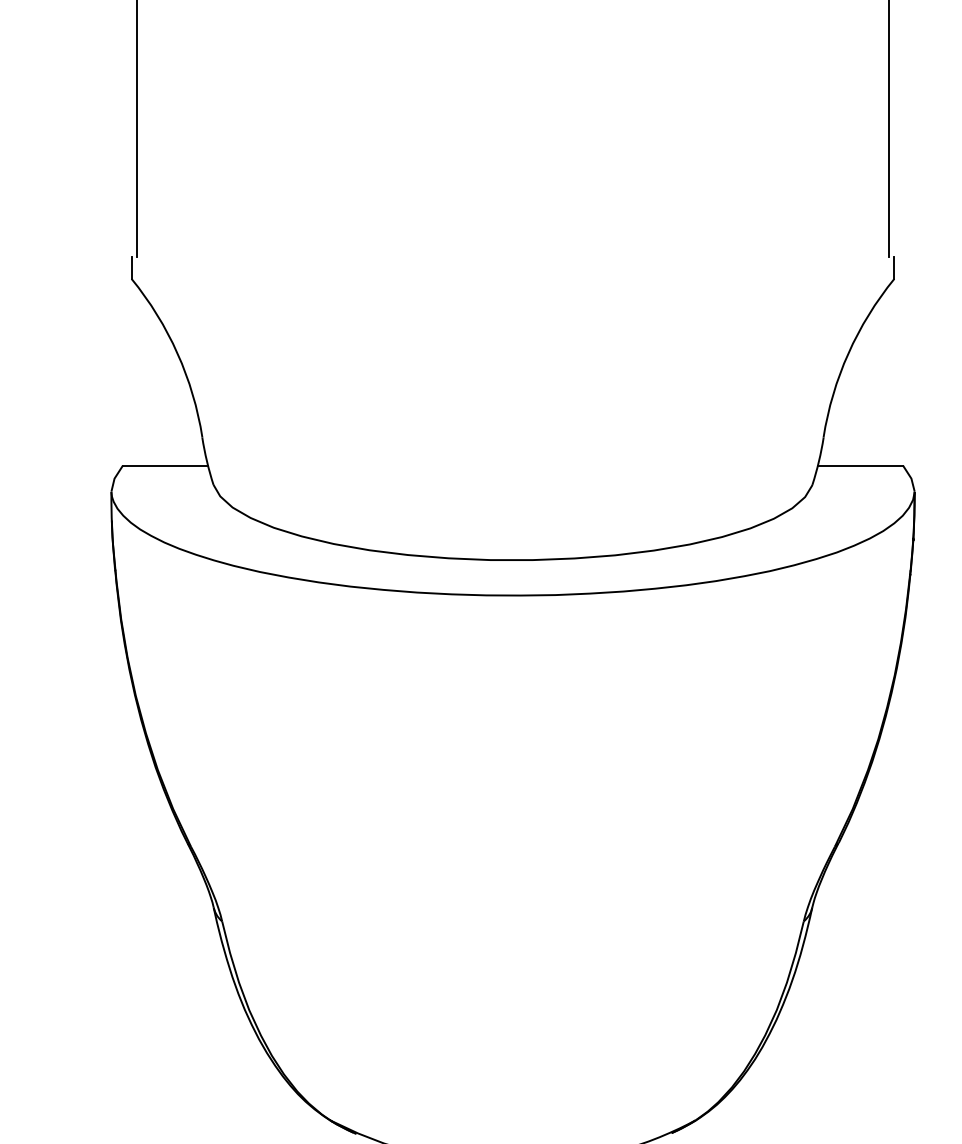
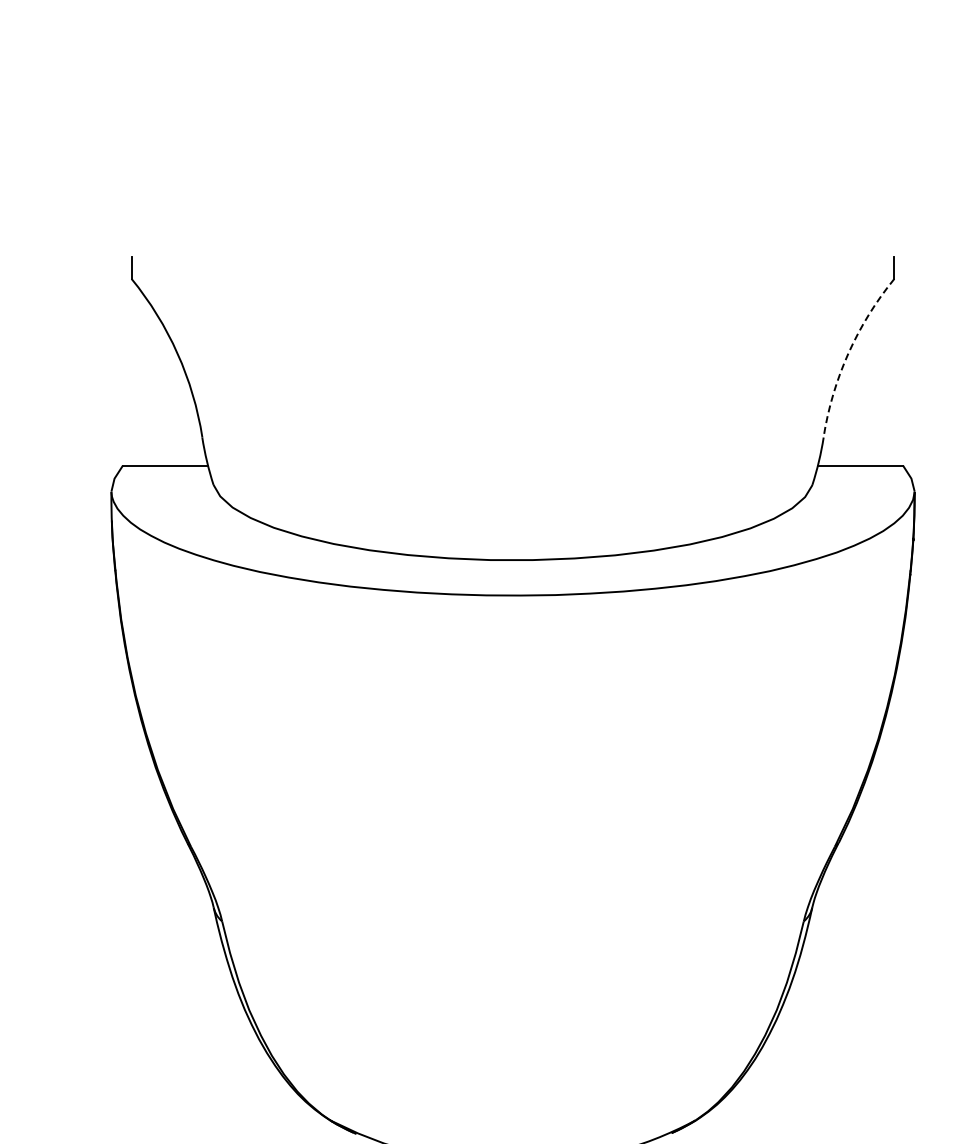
line: present -> none (136, 129)
line: present -> none (889, 129)
arc: solid -> dashed (848, 353)
